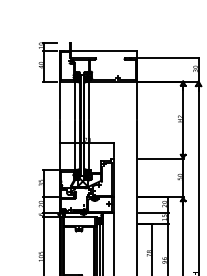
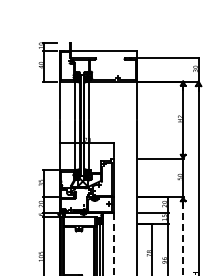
line: solid -> dashed (183, 238)
line: solid -> dashed (113, 244)
